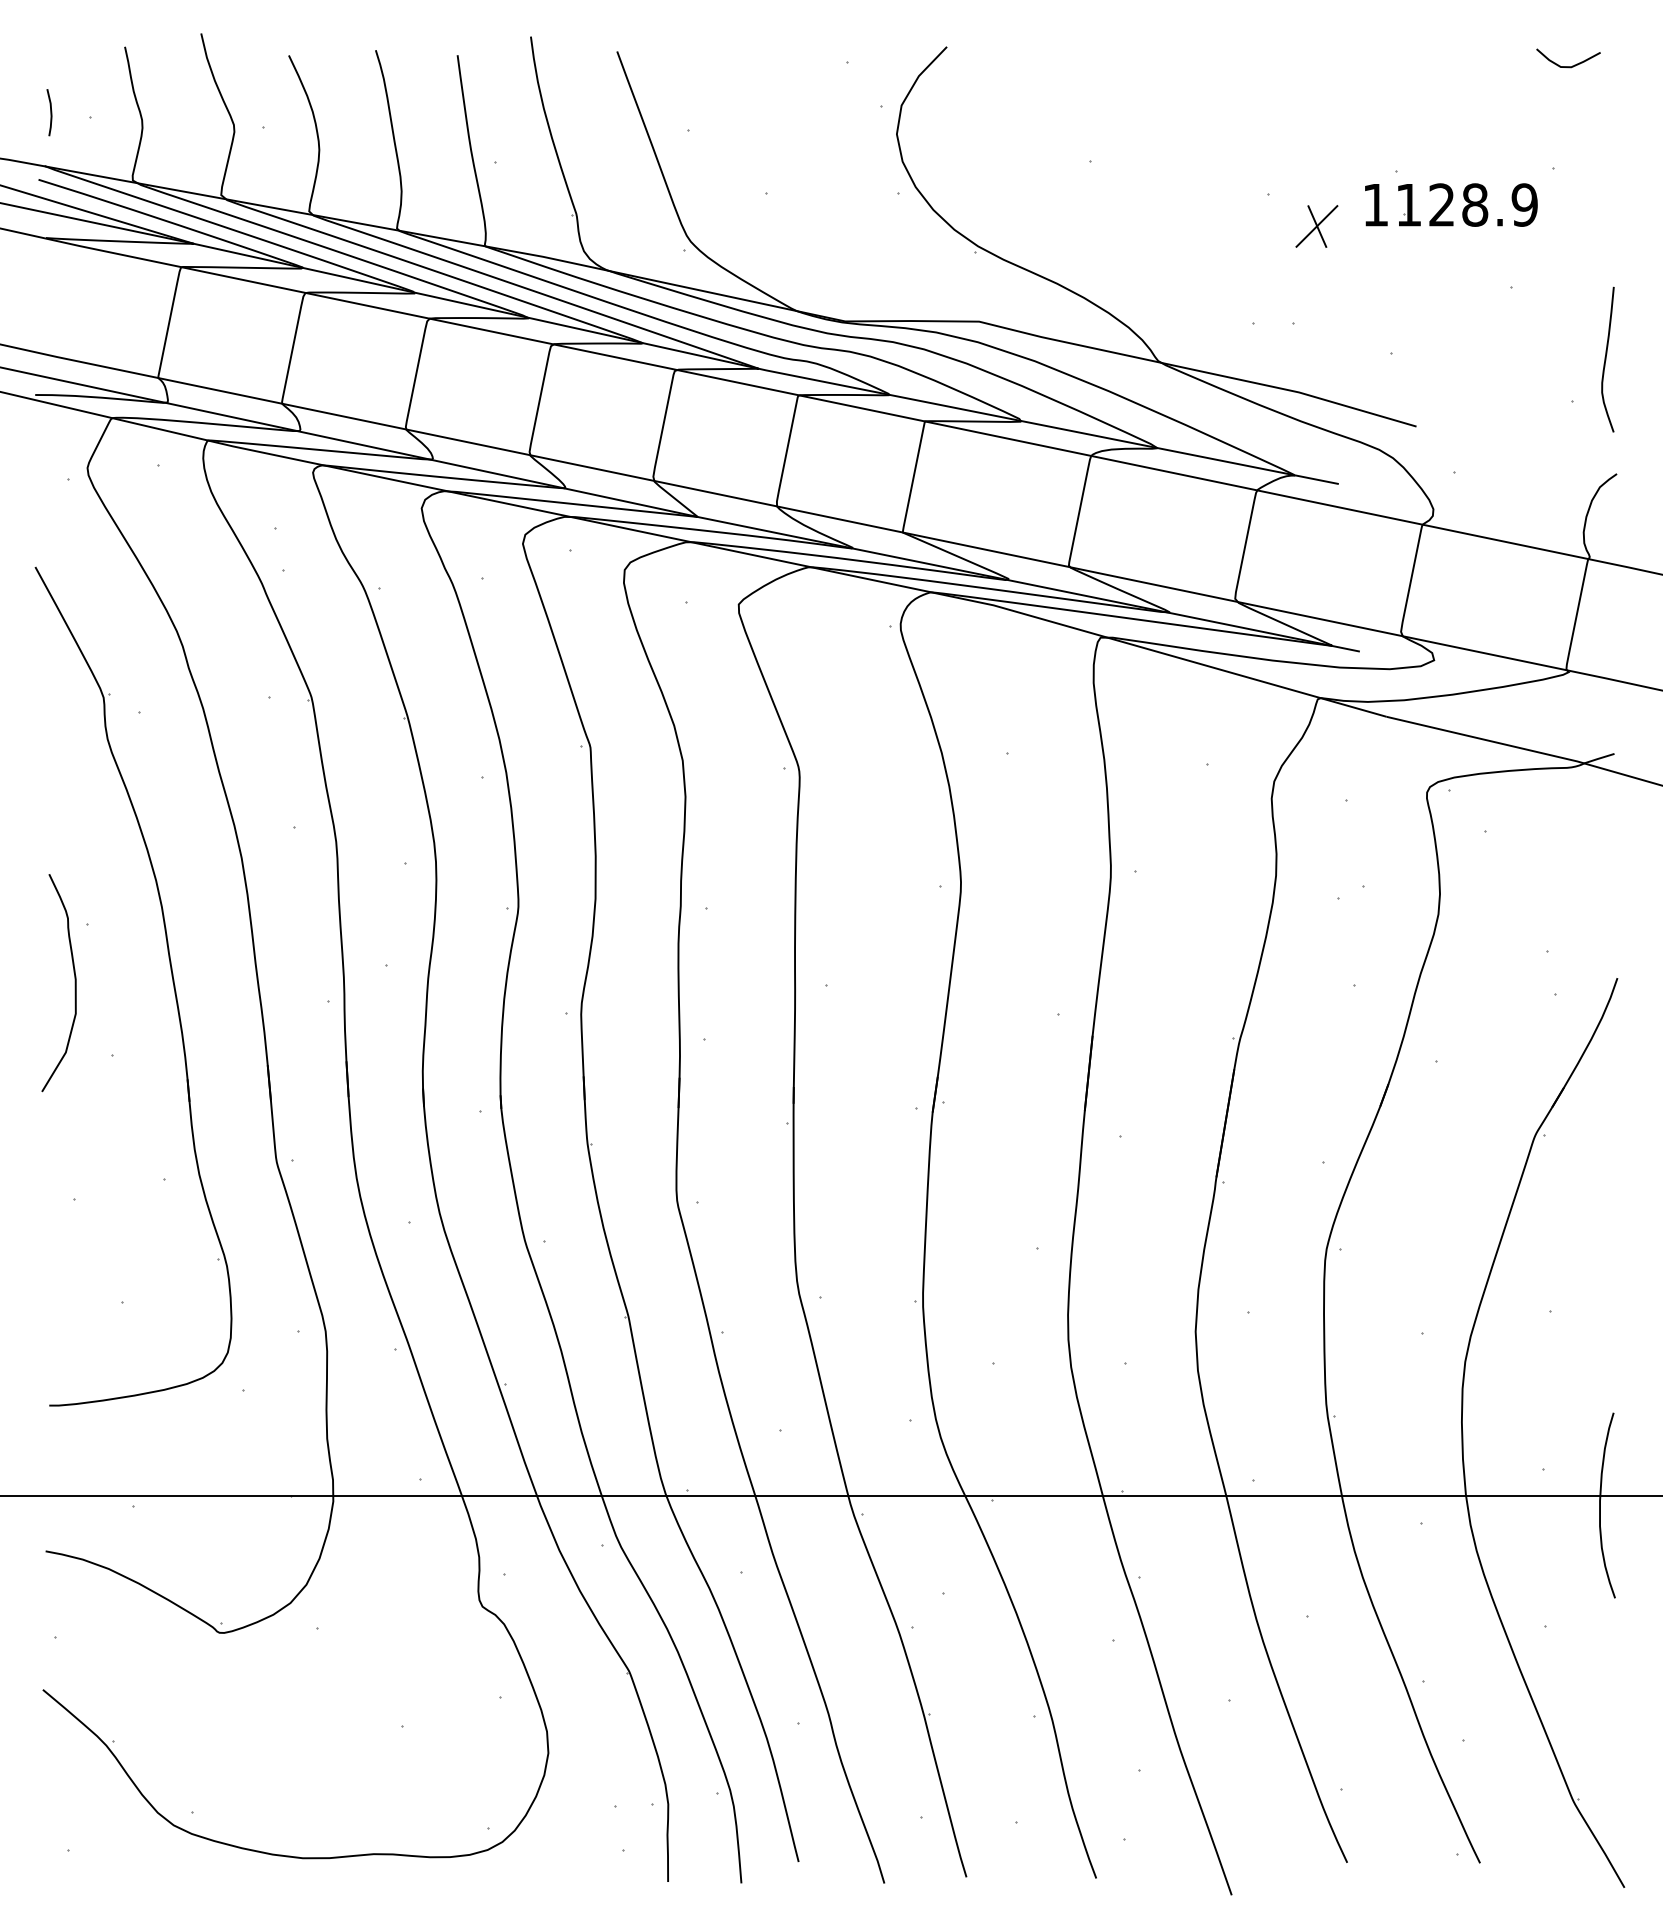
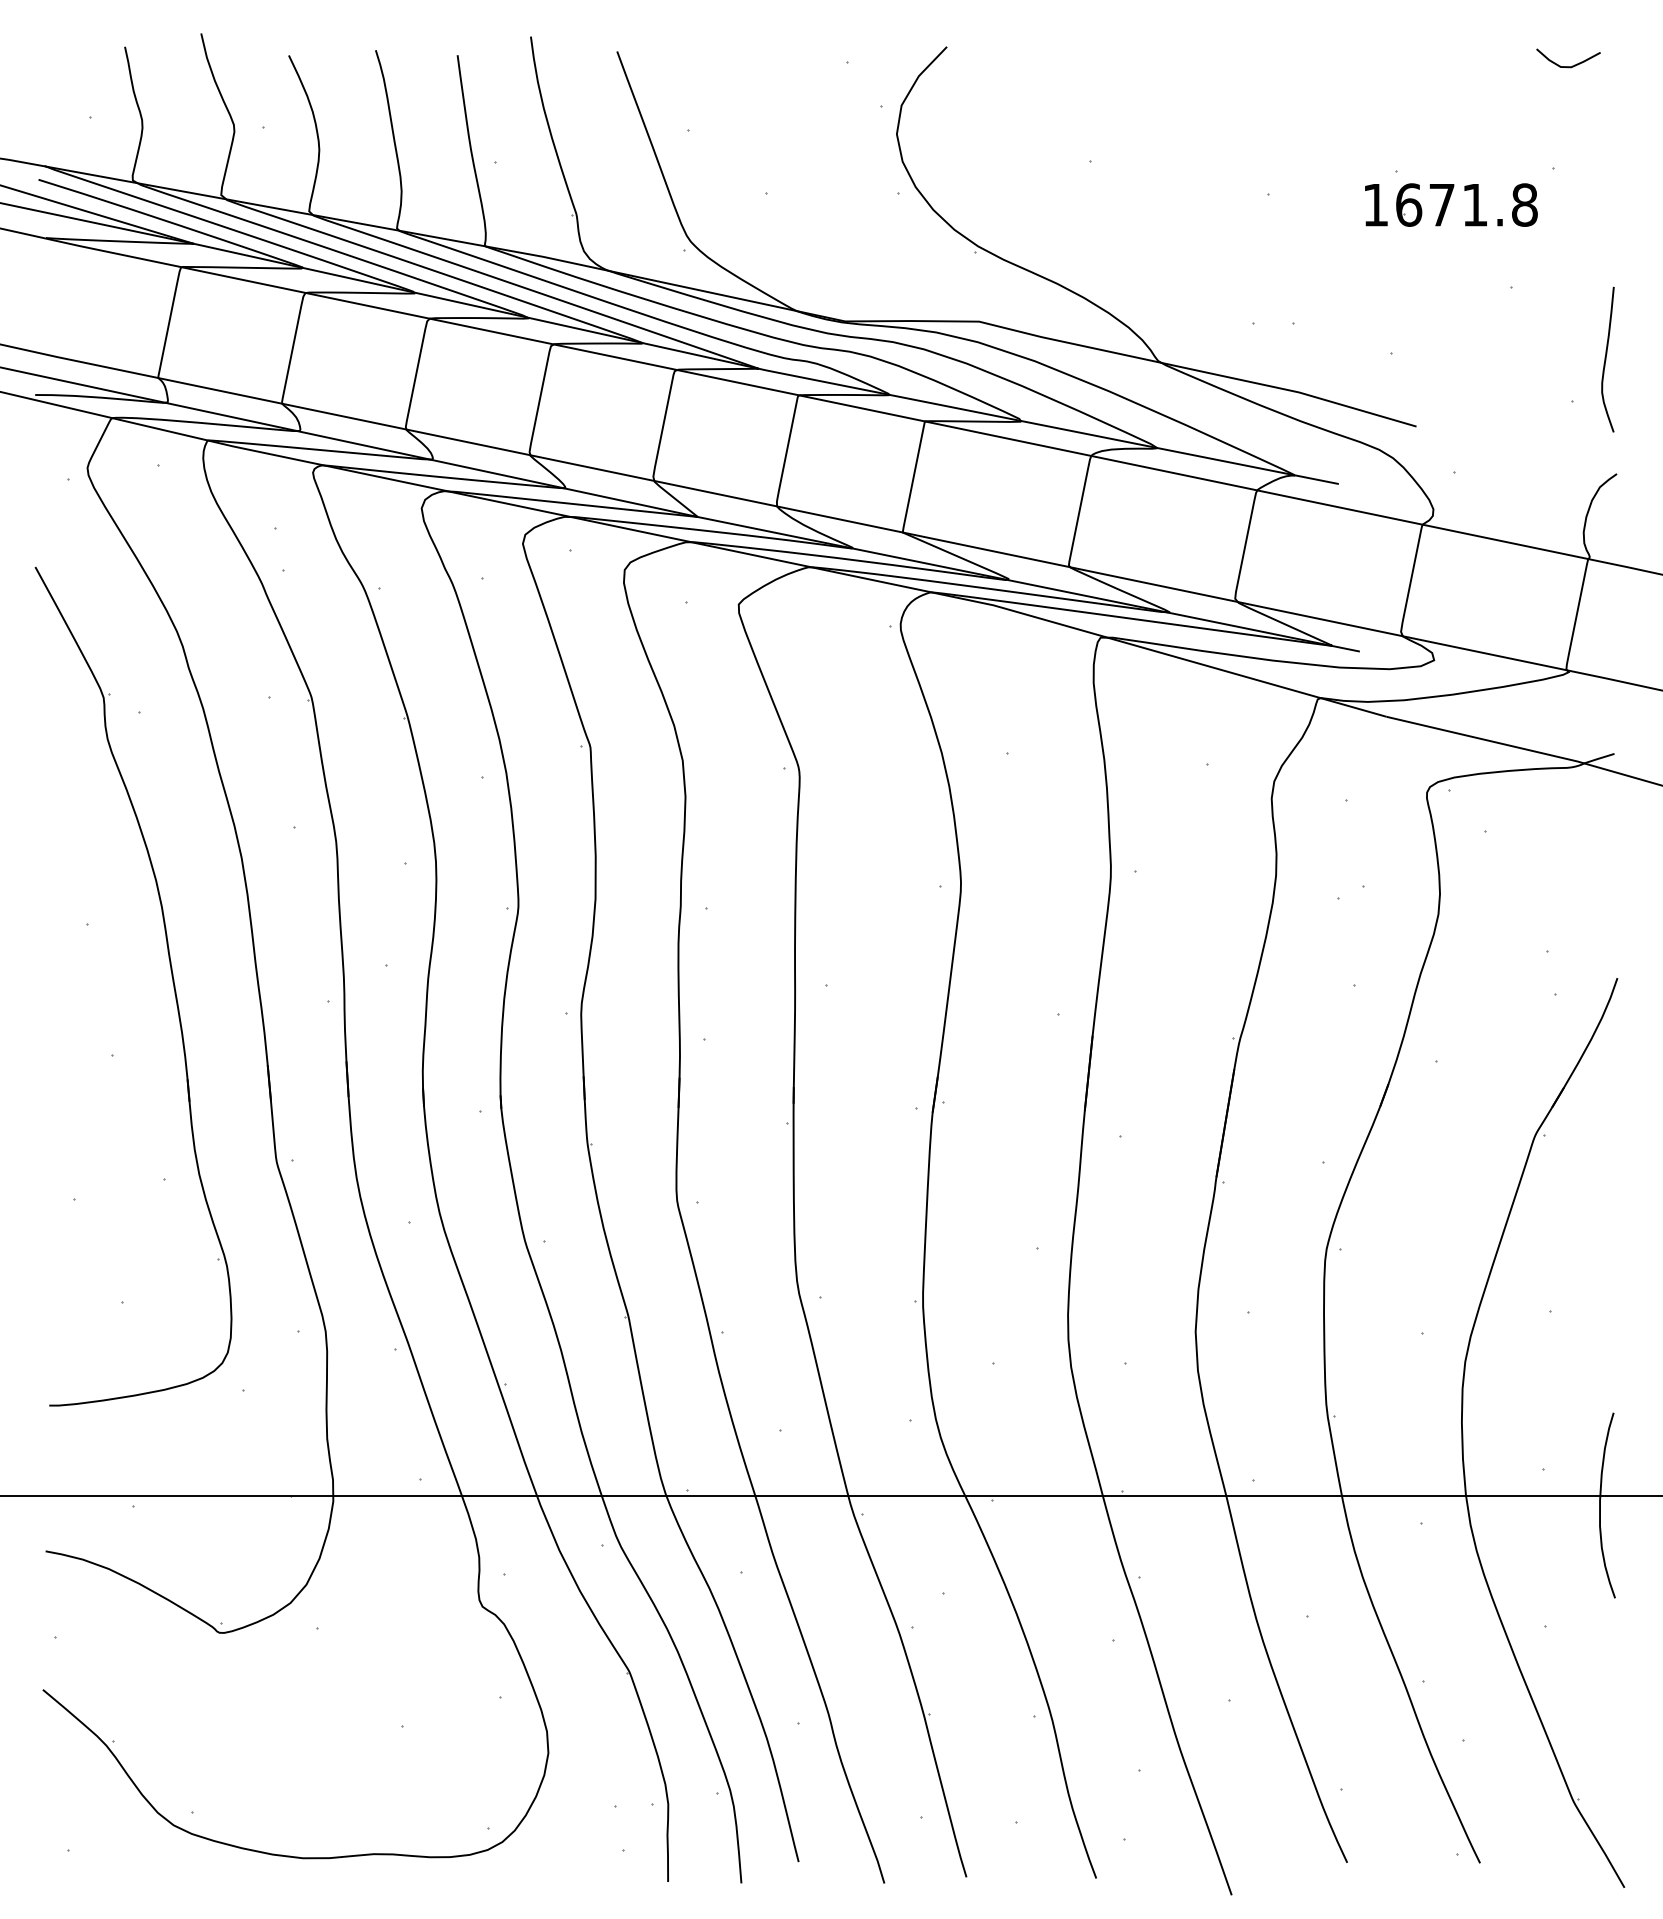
line: present -> none (50, 112)
text: 1128.9 -> 1671.8 (1466, 204)
part: present -> none (1316, 226)
curve: present -> none (74, 983)
